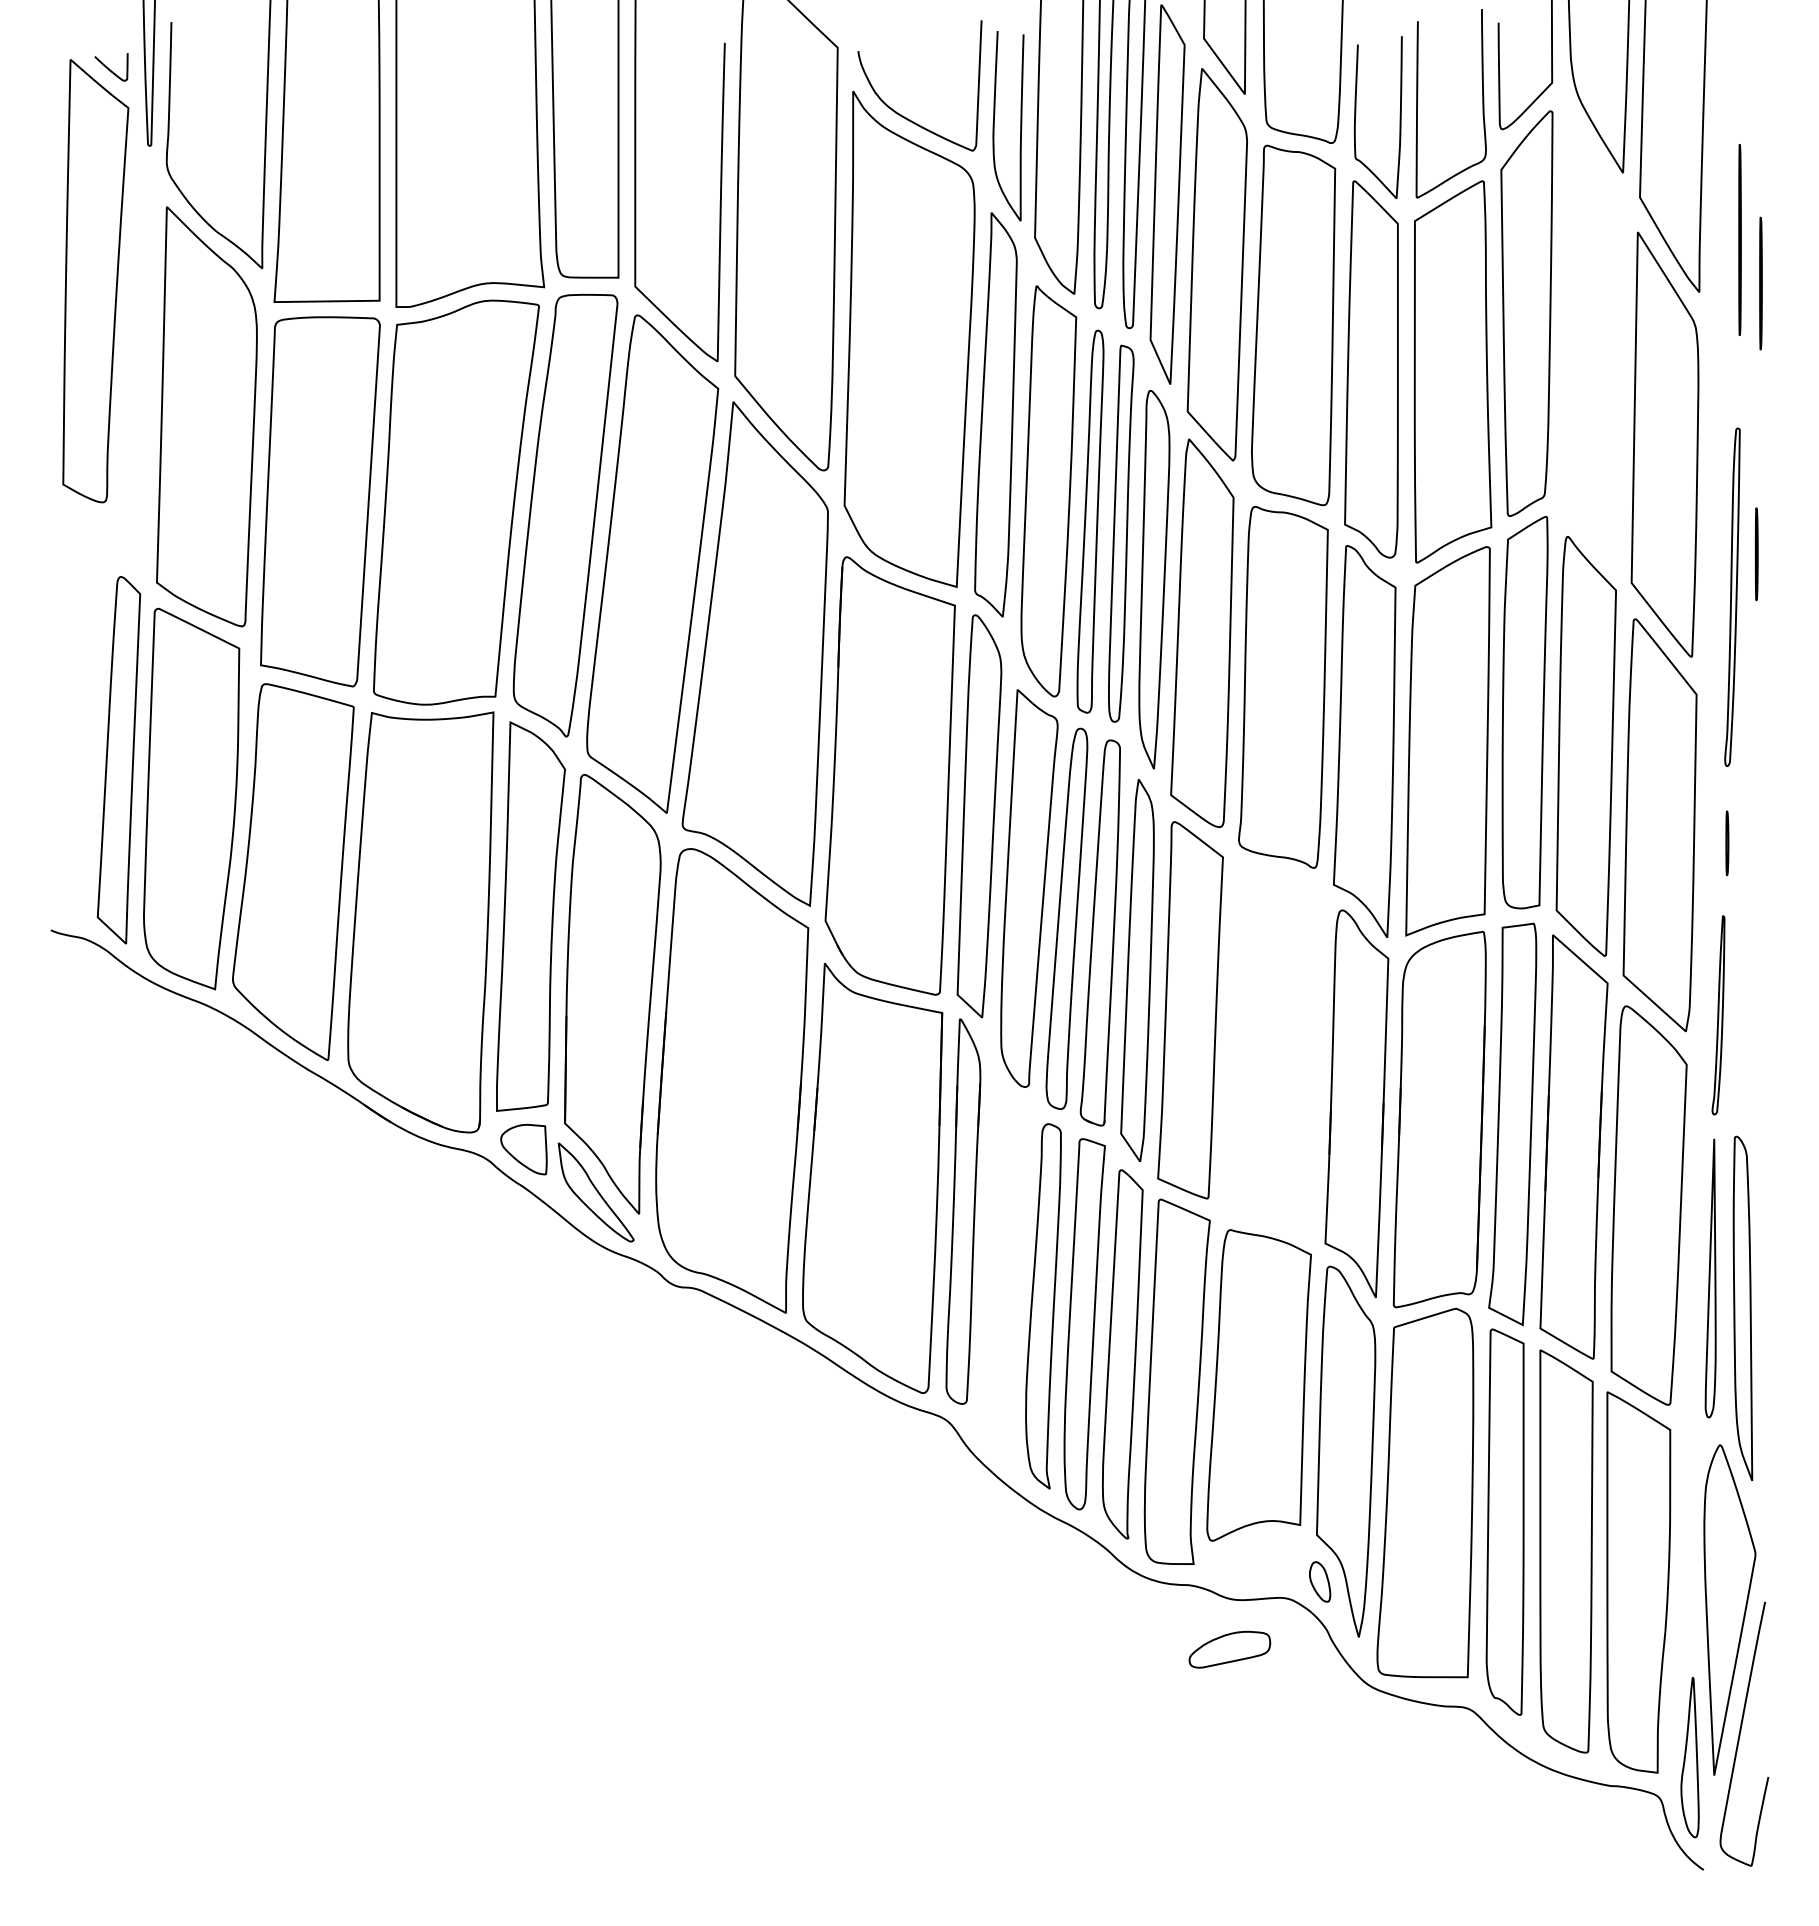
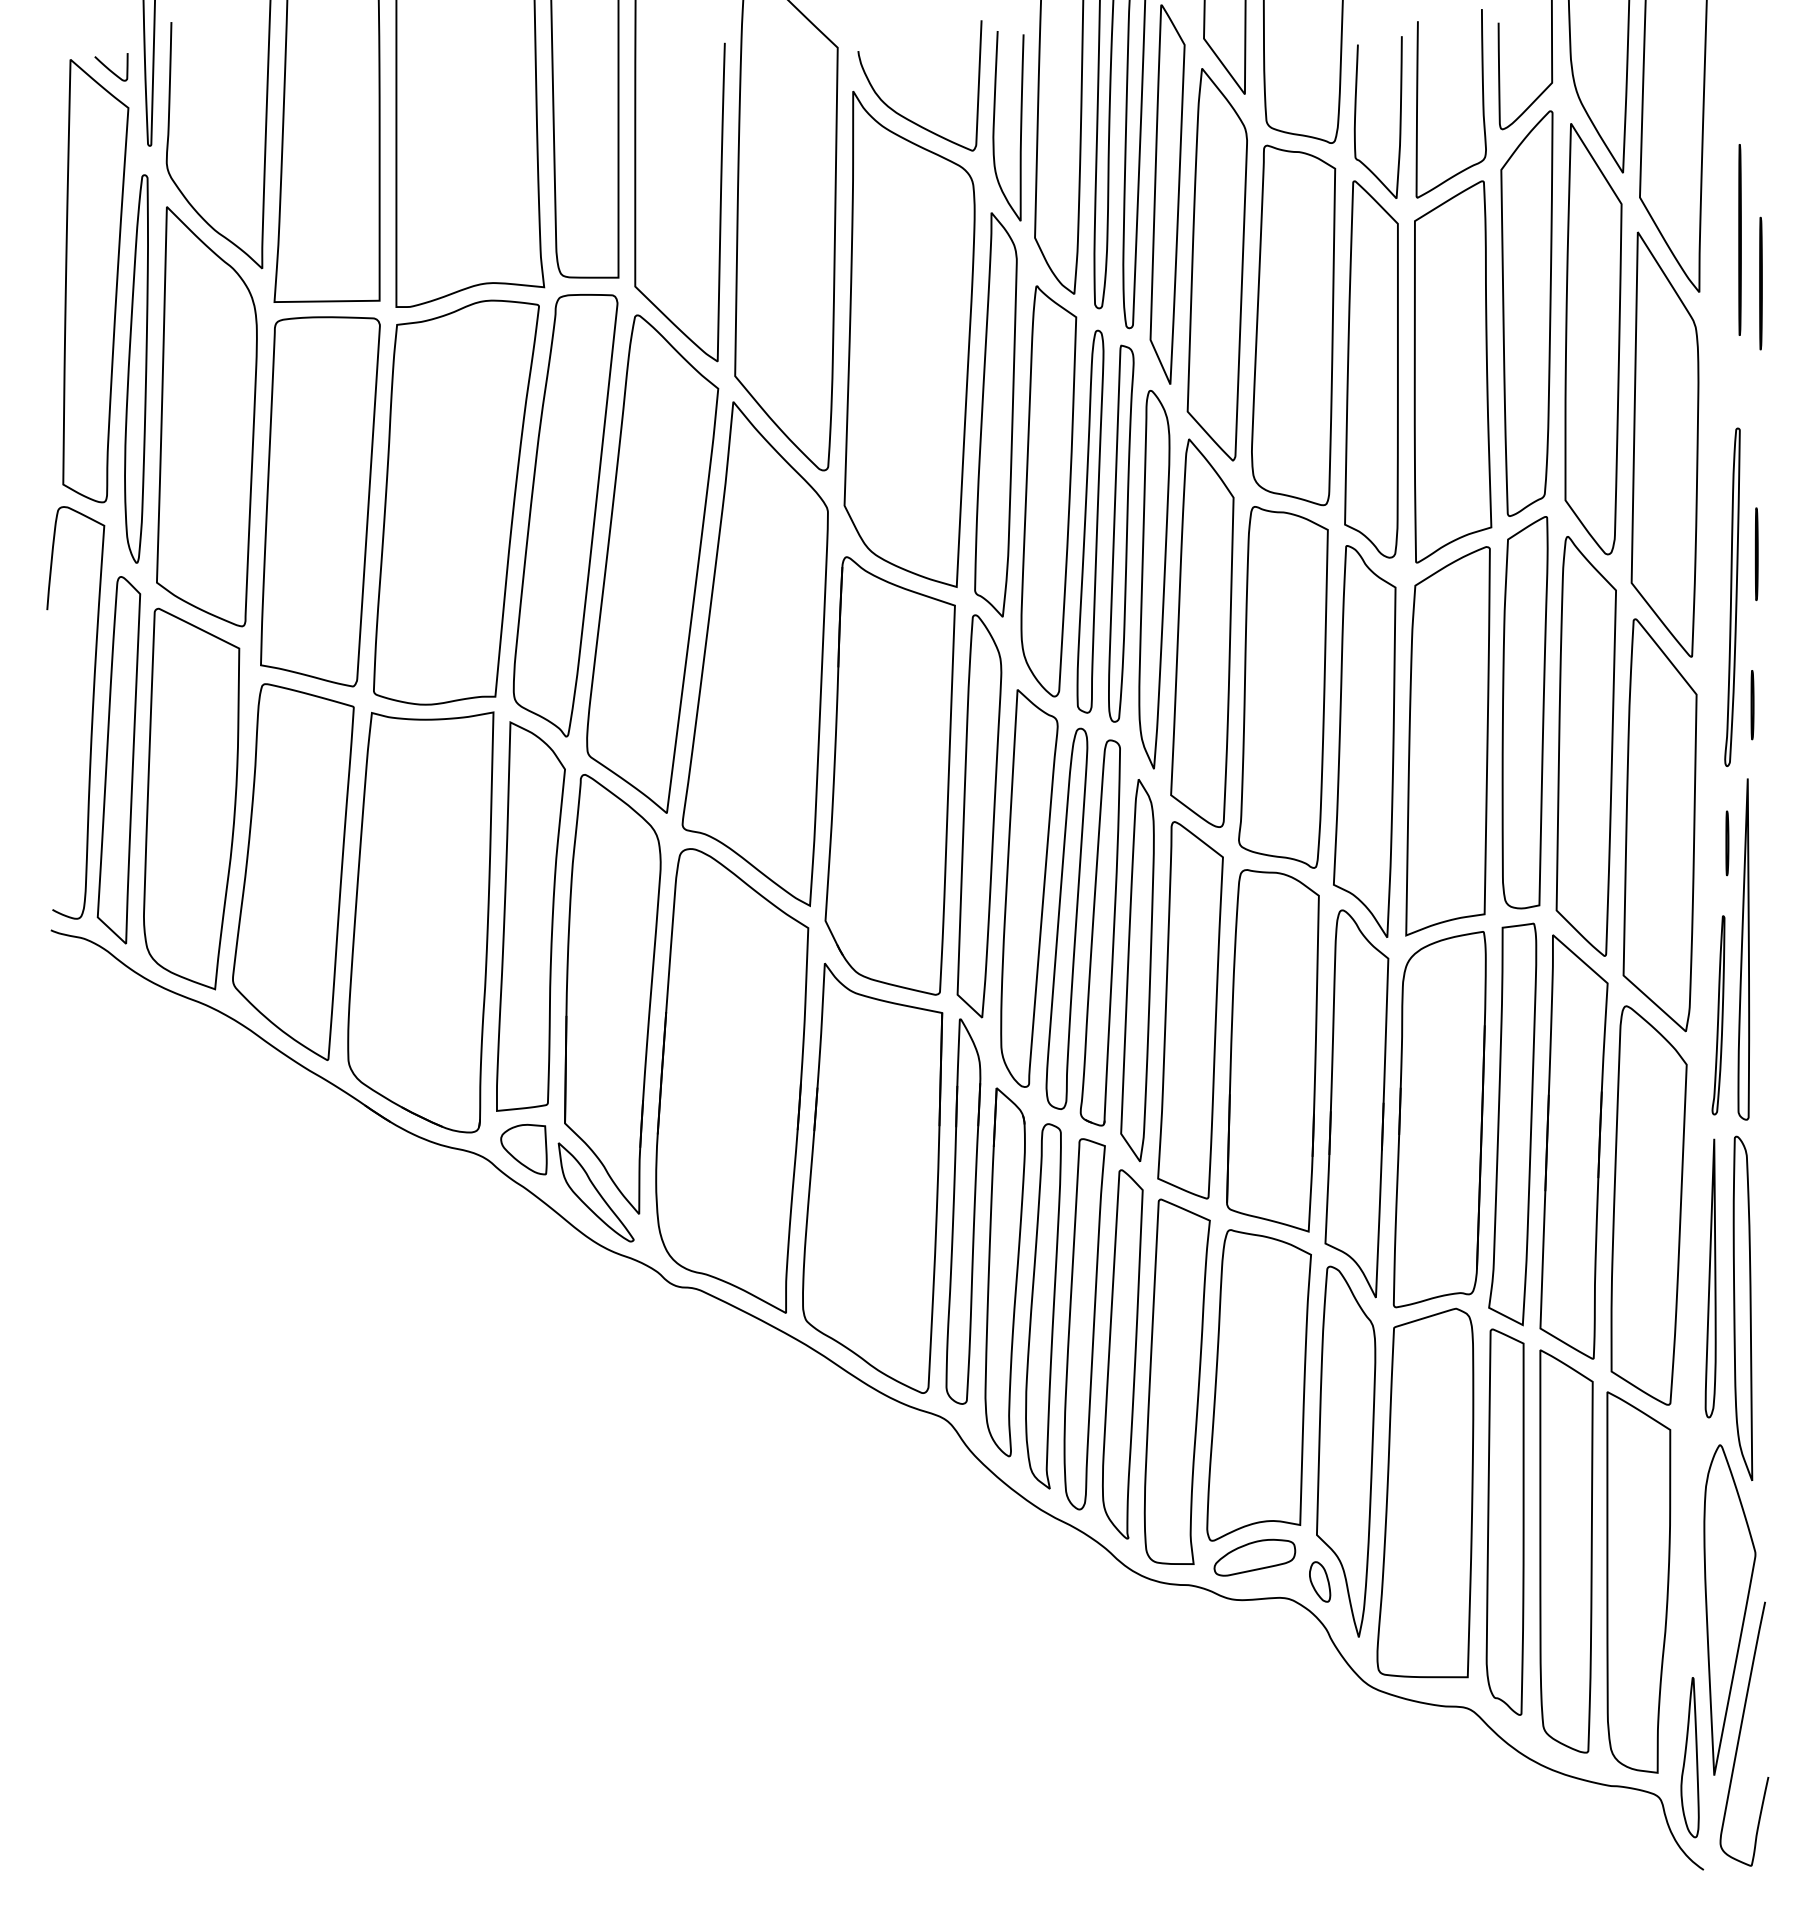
part: none -> present (1593, 339)
part: none -> present (136, 368)
line: none -> present (1752, 705)
curve: none -> present (91, 712)
part: none -> present (1743, 949)
part: none -> present (1272, 1050)
part: none -> present (1004, 1272)
part position: (1229, 1649) -> (1254, 1557) (1254, 1557)
